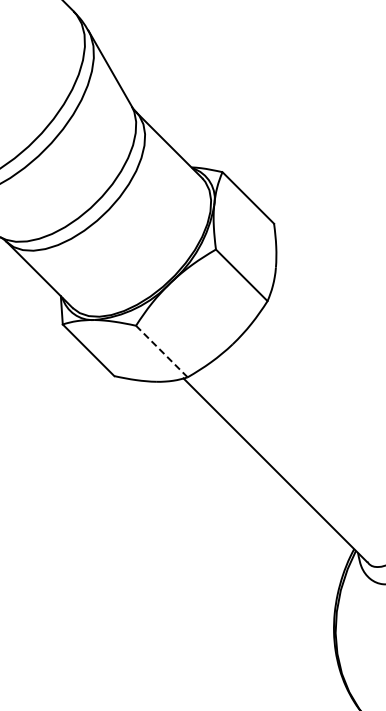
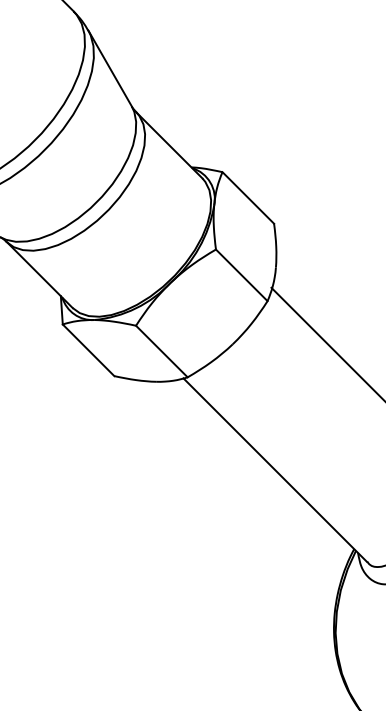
line: none -> present (326, 343)
line: dashed -> solid (162, 351)
